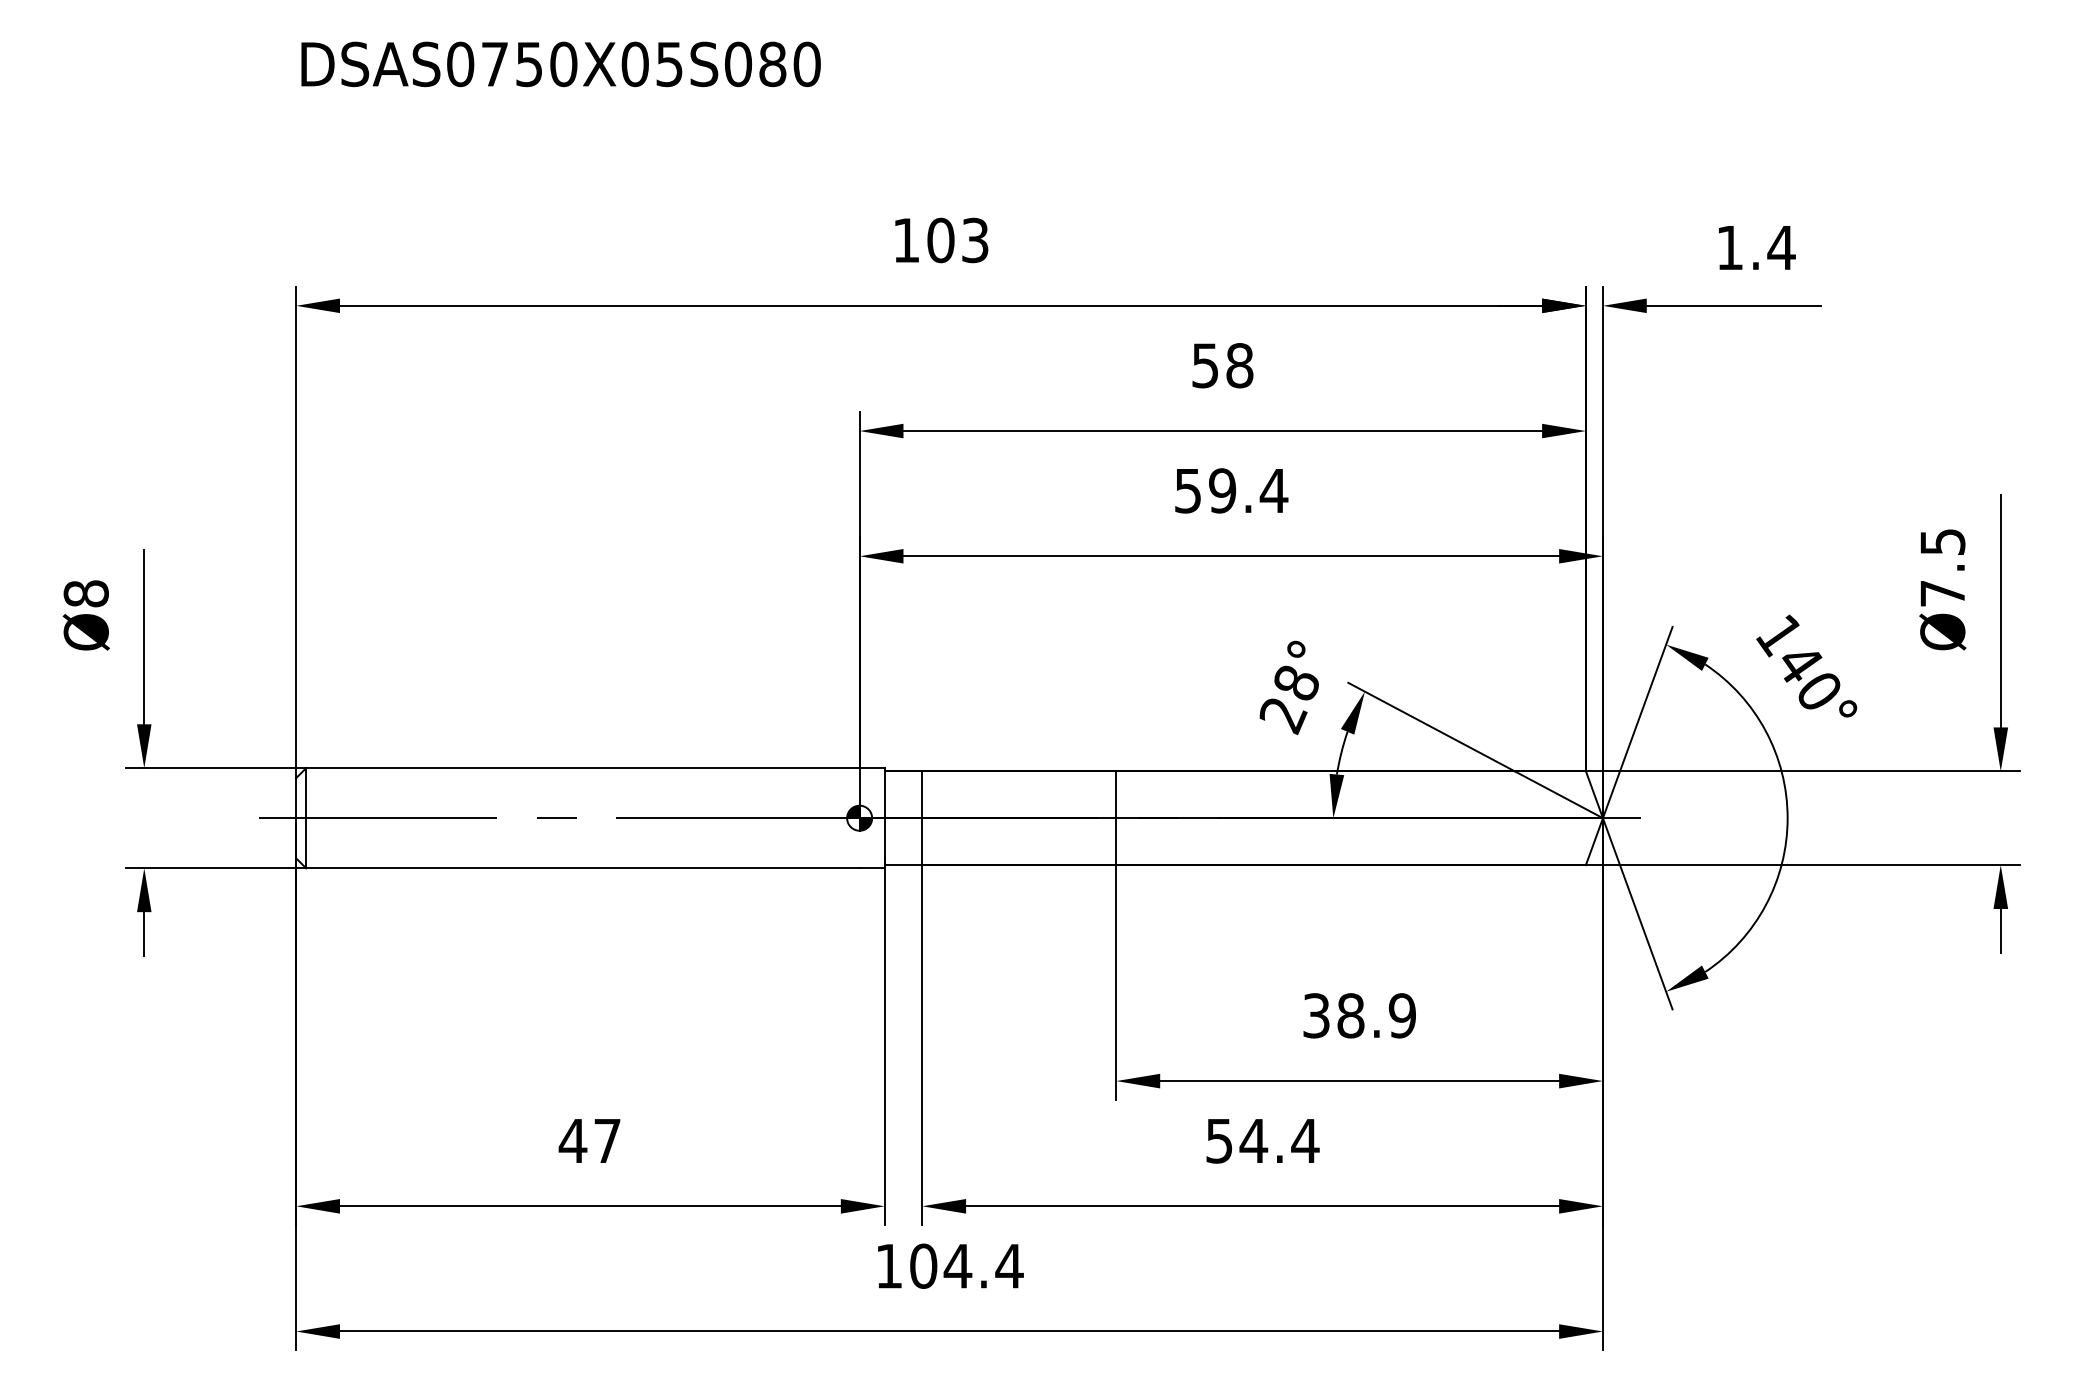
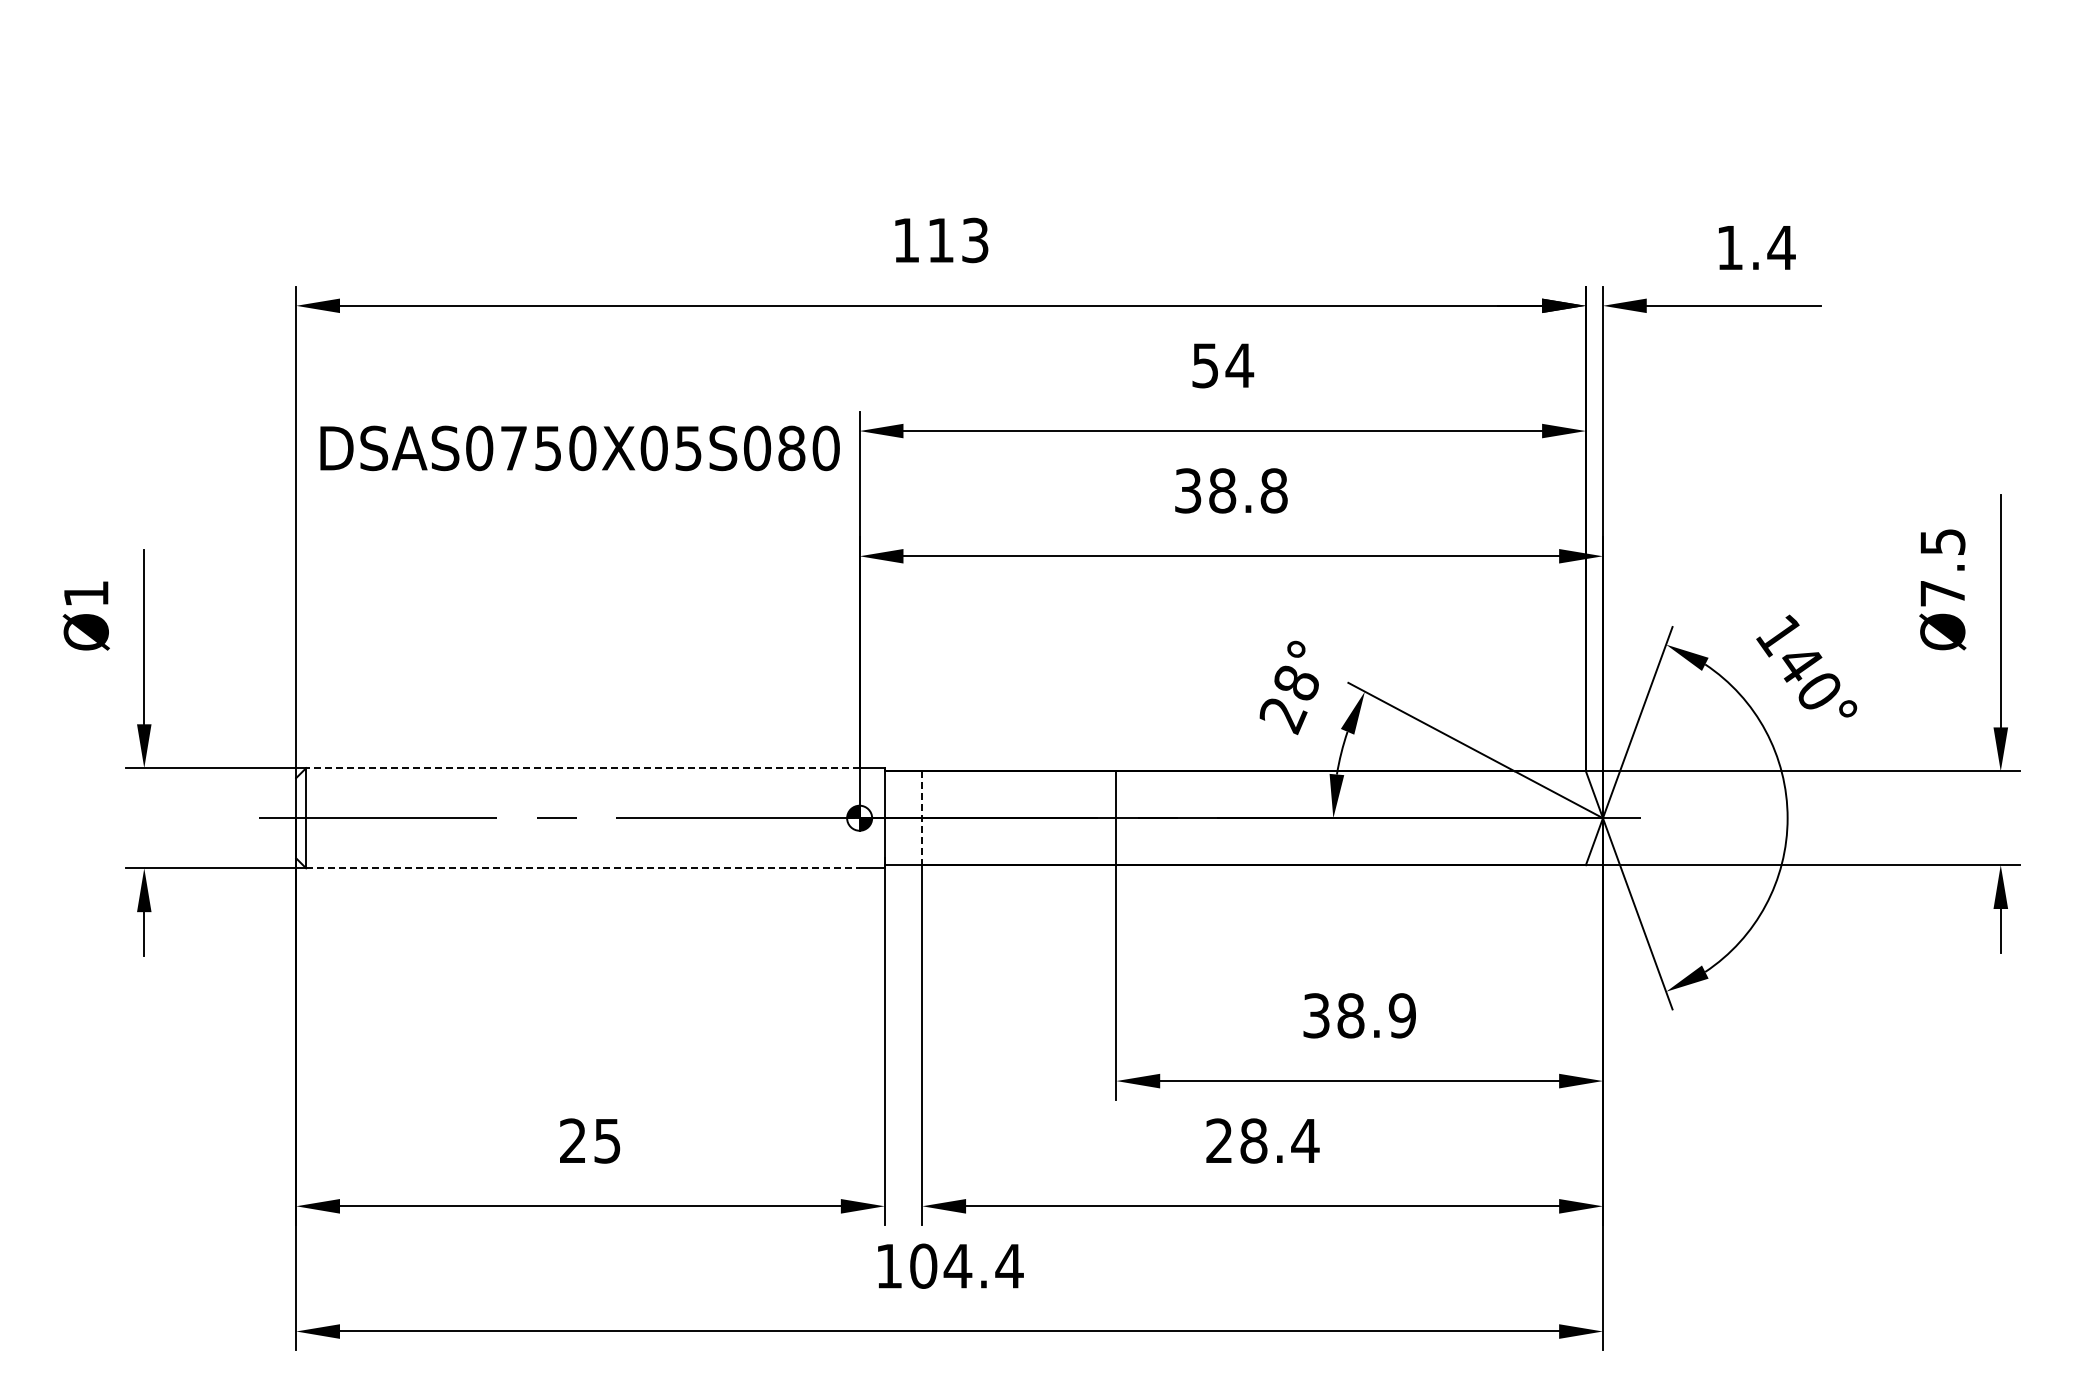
text position: (560, 64) -> (579, 448) (579, 448)
text: 103 -> 113 (940, 240)
text: 58 -> 54 (1239, 365)
text: 59.4 -> 38.8 (1231, 490)
text: Ø8 -> Ø1 (85, 593)
line: solid -> dashed (582, 768)
line: solid -> dashed (922, 818)
line: solid -> dashed (582, 868)
text: 47 -> 25 (589, 1140)
text: 54.4 -> 28.4 (1237, 1140)
